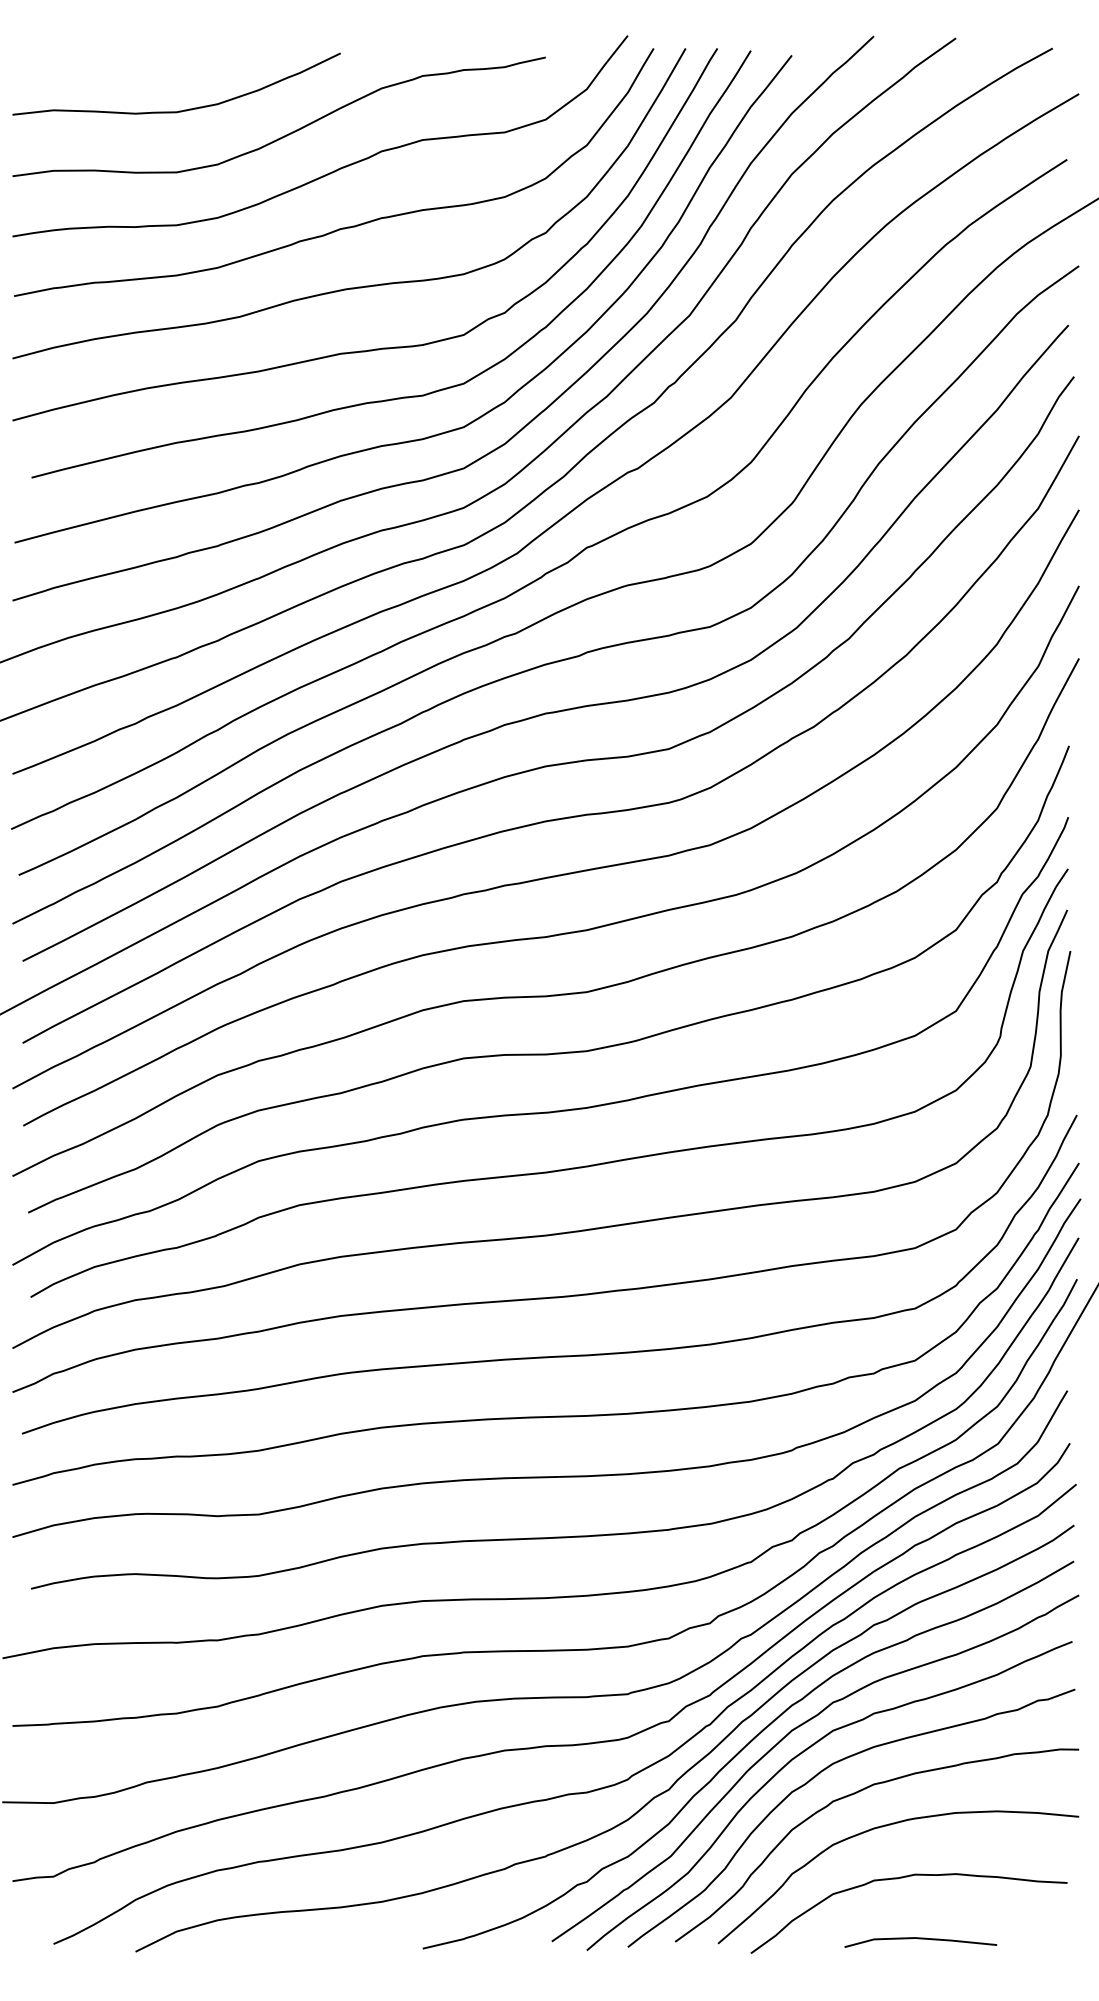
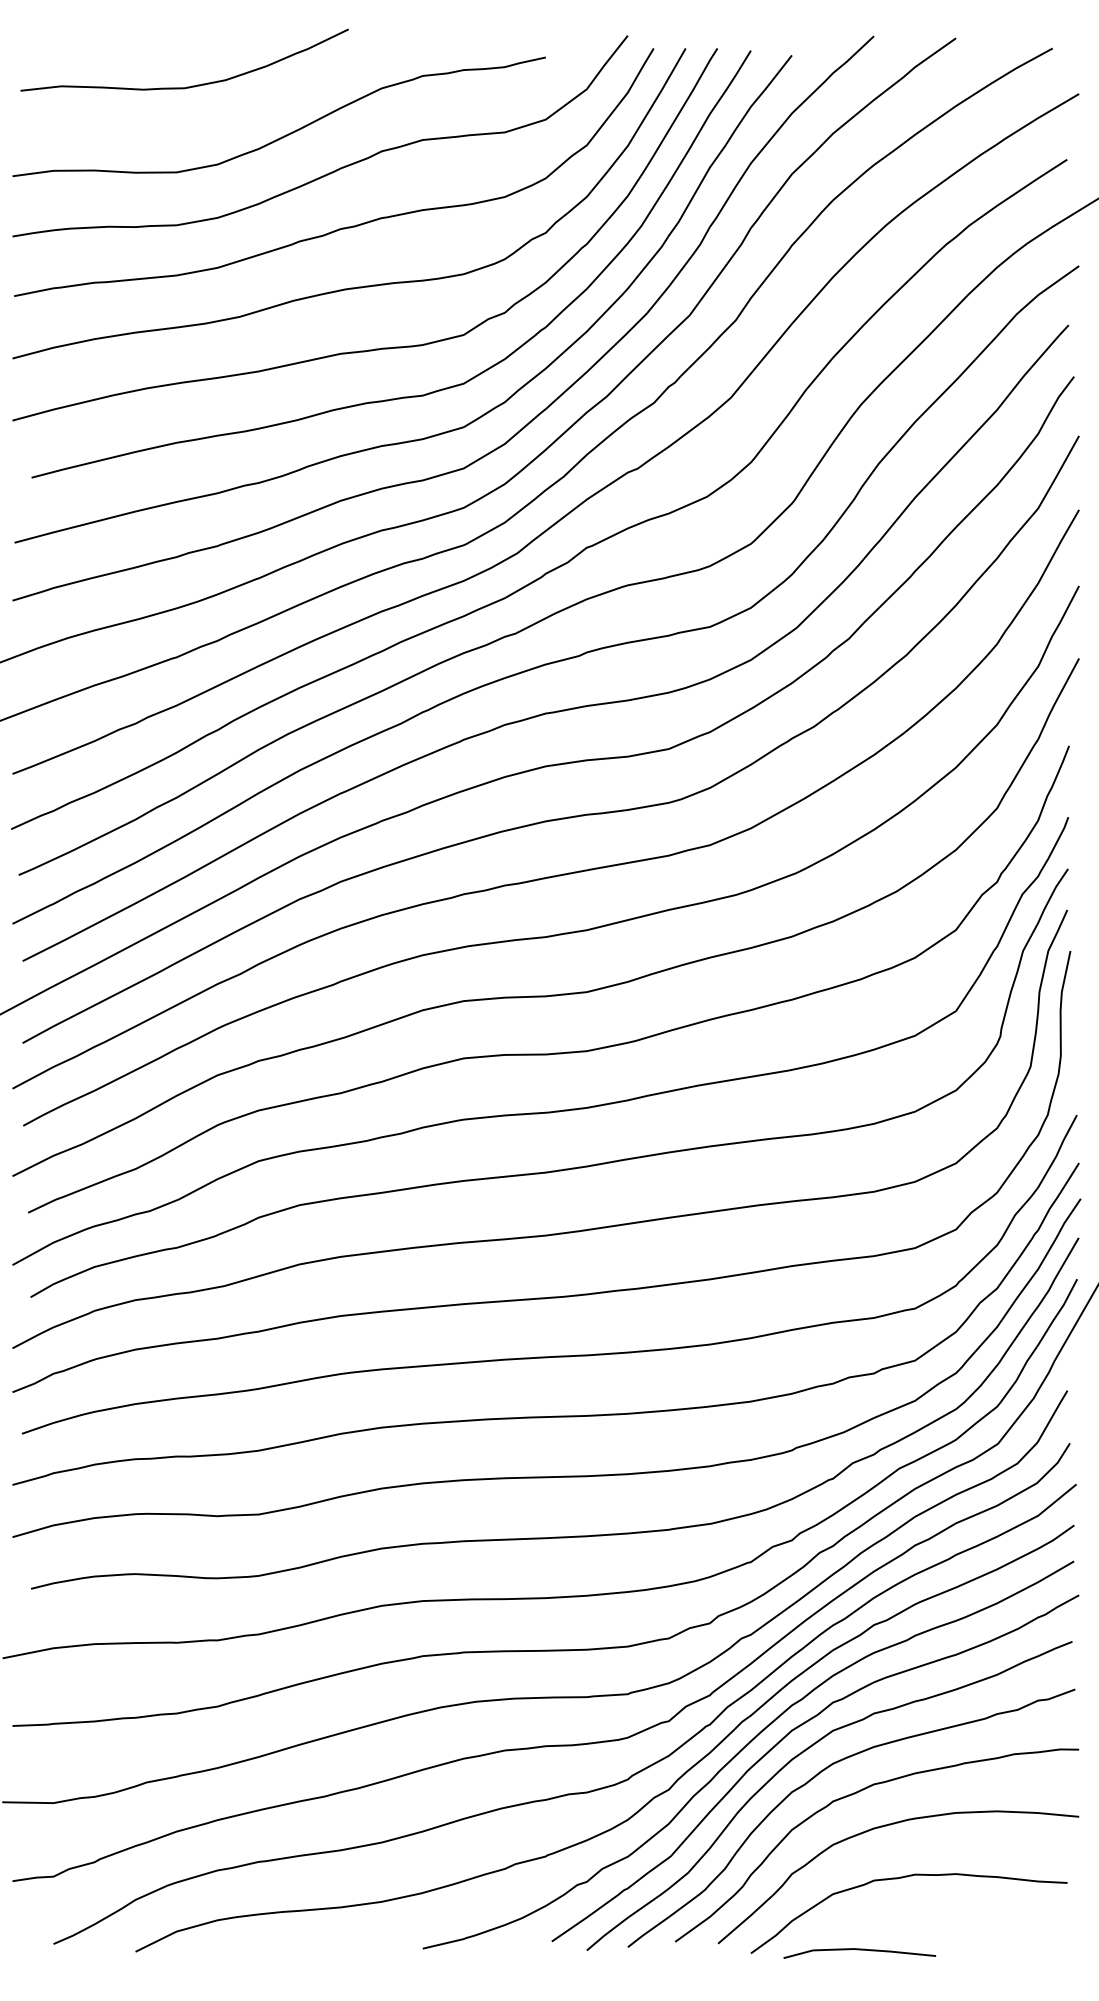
curve position: (179, 110) -> (187, 86) (187, 86)
line position: (920, 1939) -> (859, 1950) (859, 1950)
